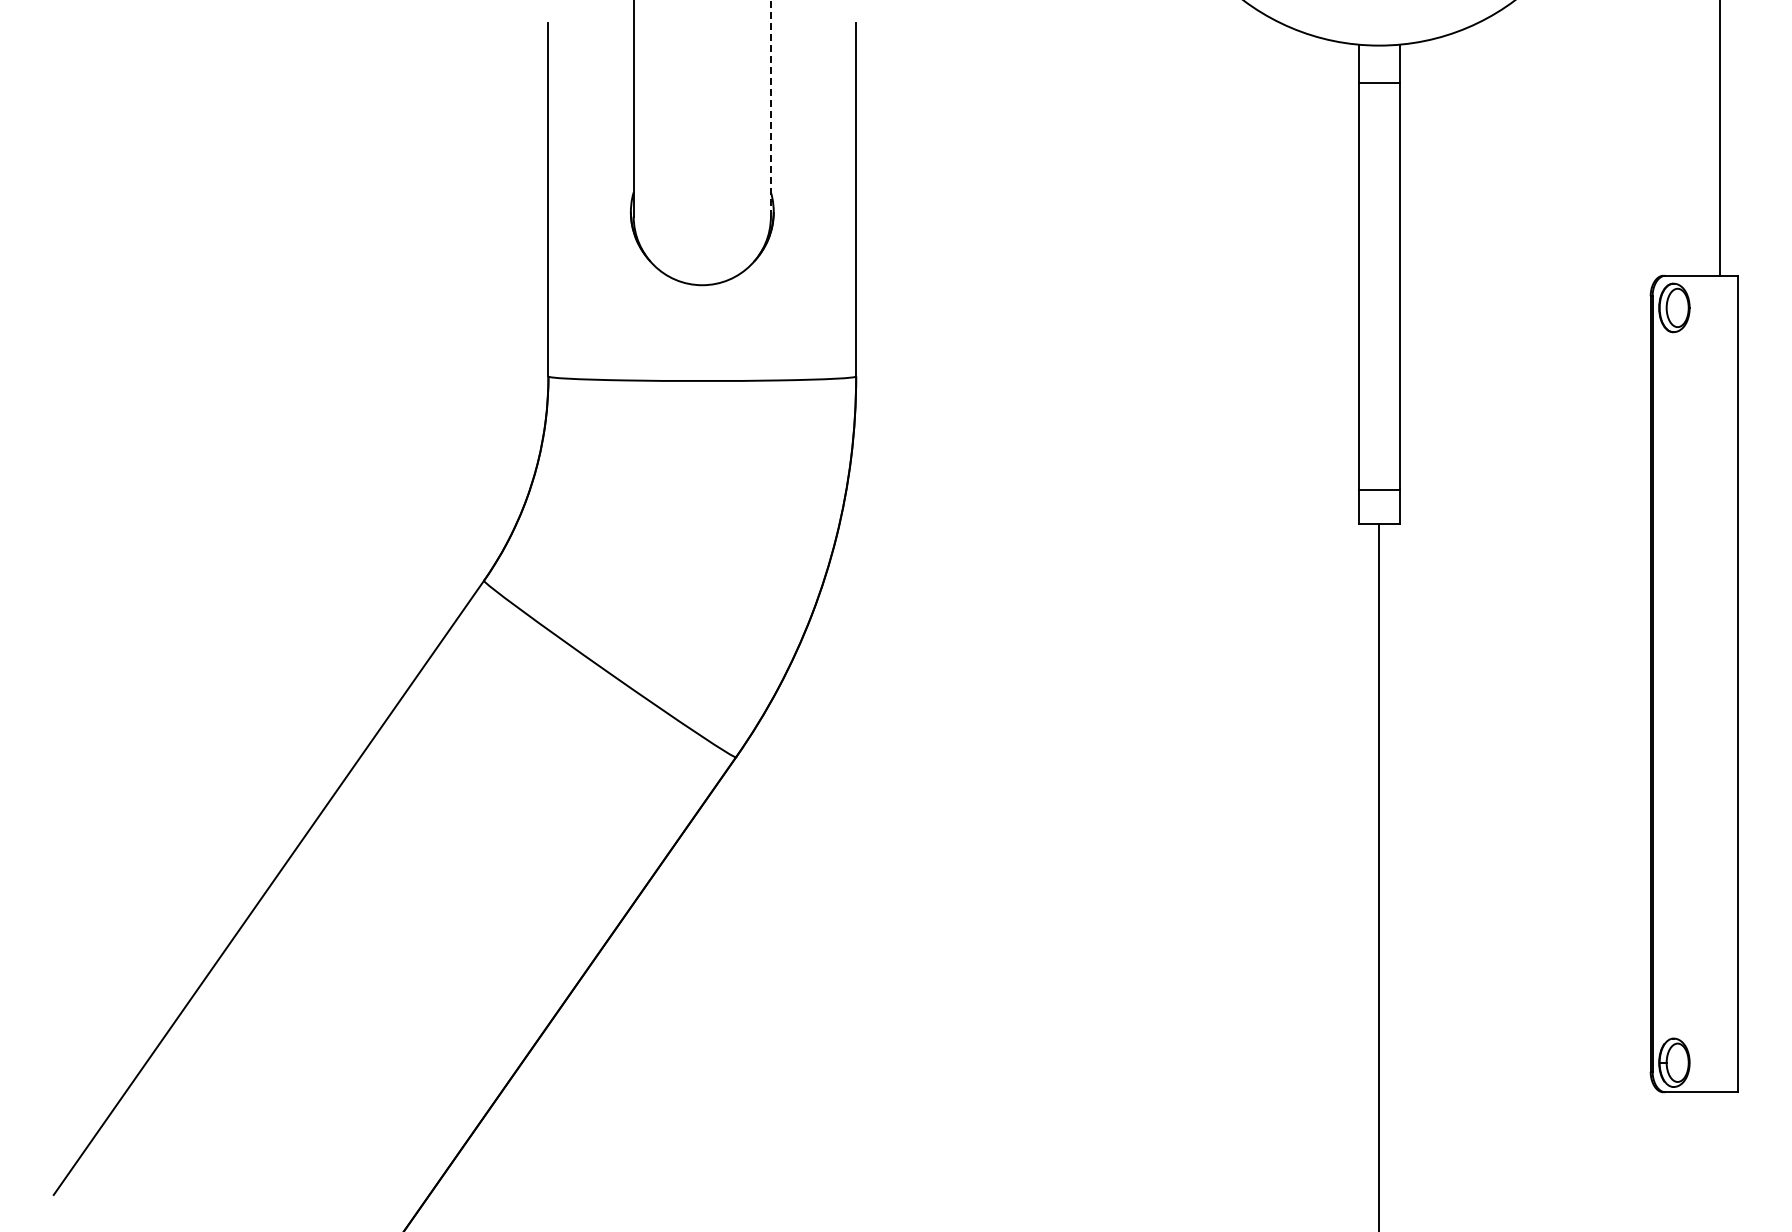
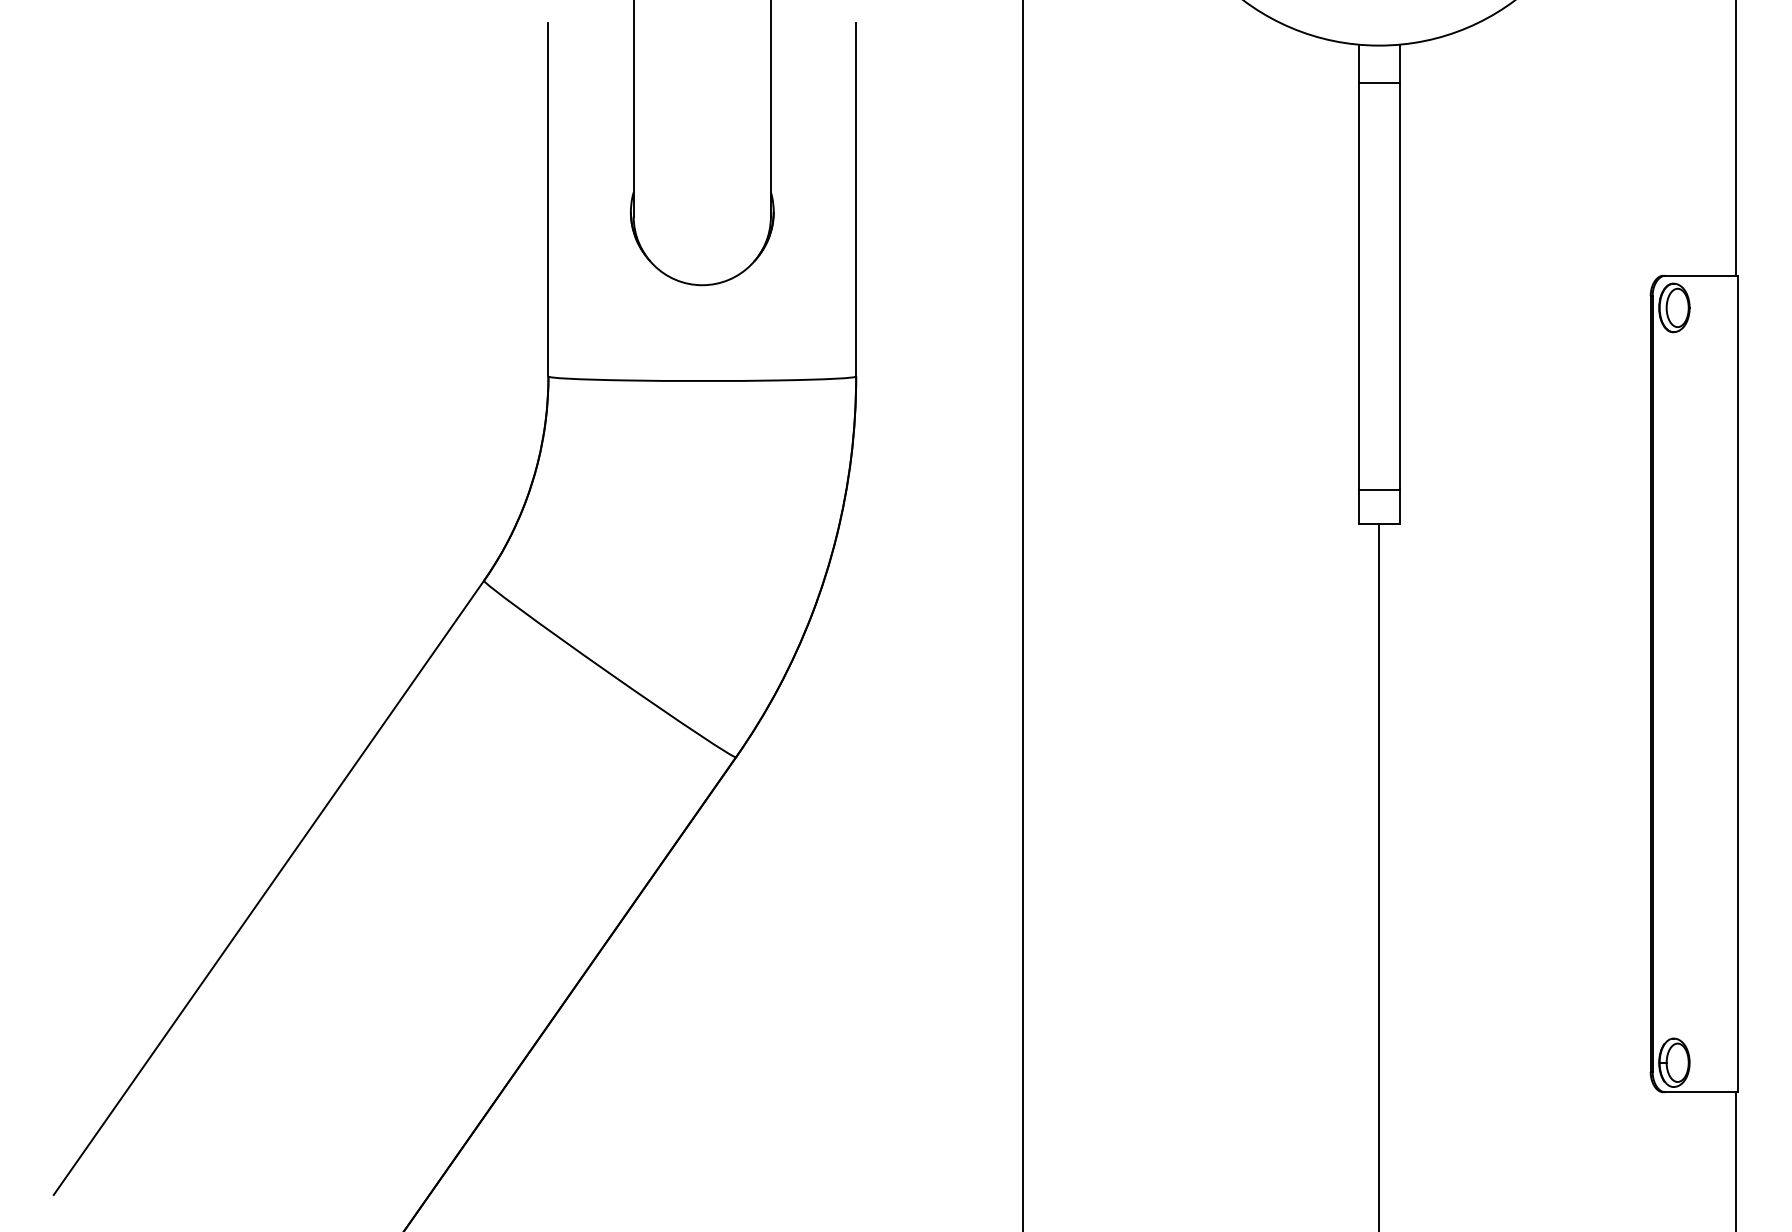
line: dashed -> solid (770, 107)
line position: (1719, 138) -> (1735, 138) (1735, 138)
line: none -> present (1022, 615)
line: none -> present (1735, 1160)
